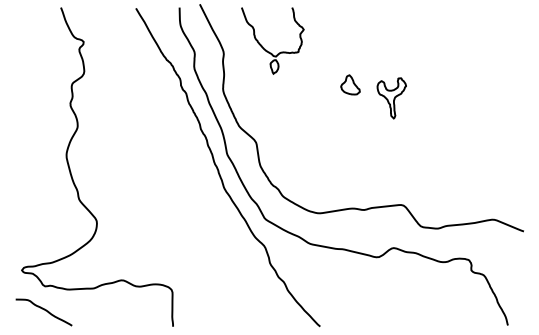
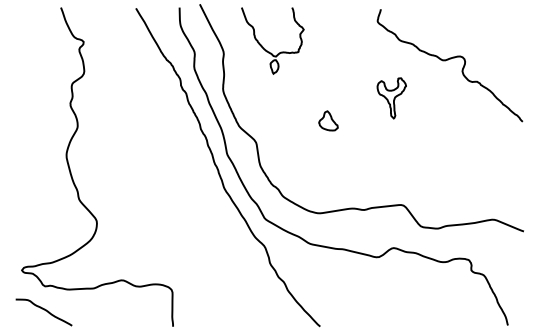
curve: none -> present (448, 60)
part position: (350, 84) -> (328, 120) (328, 120)
